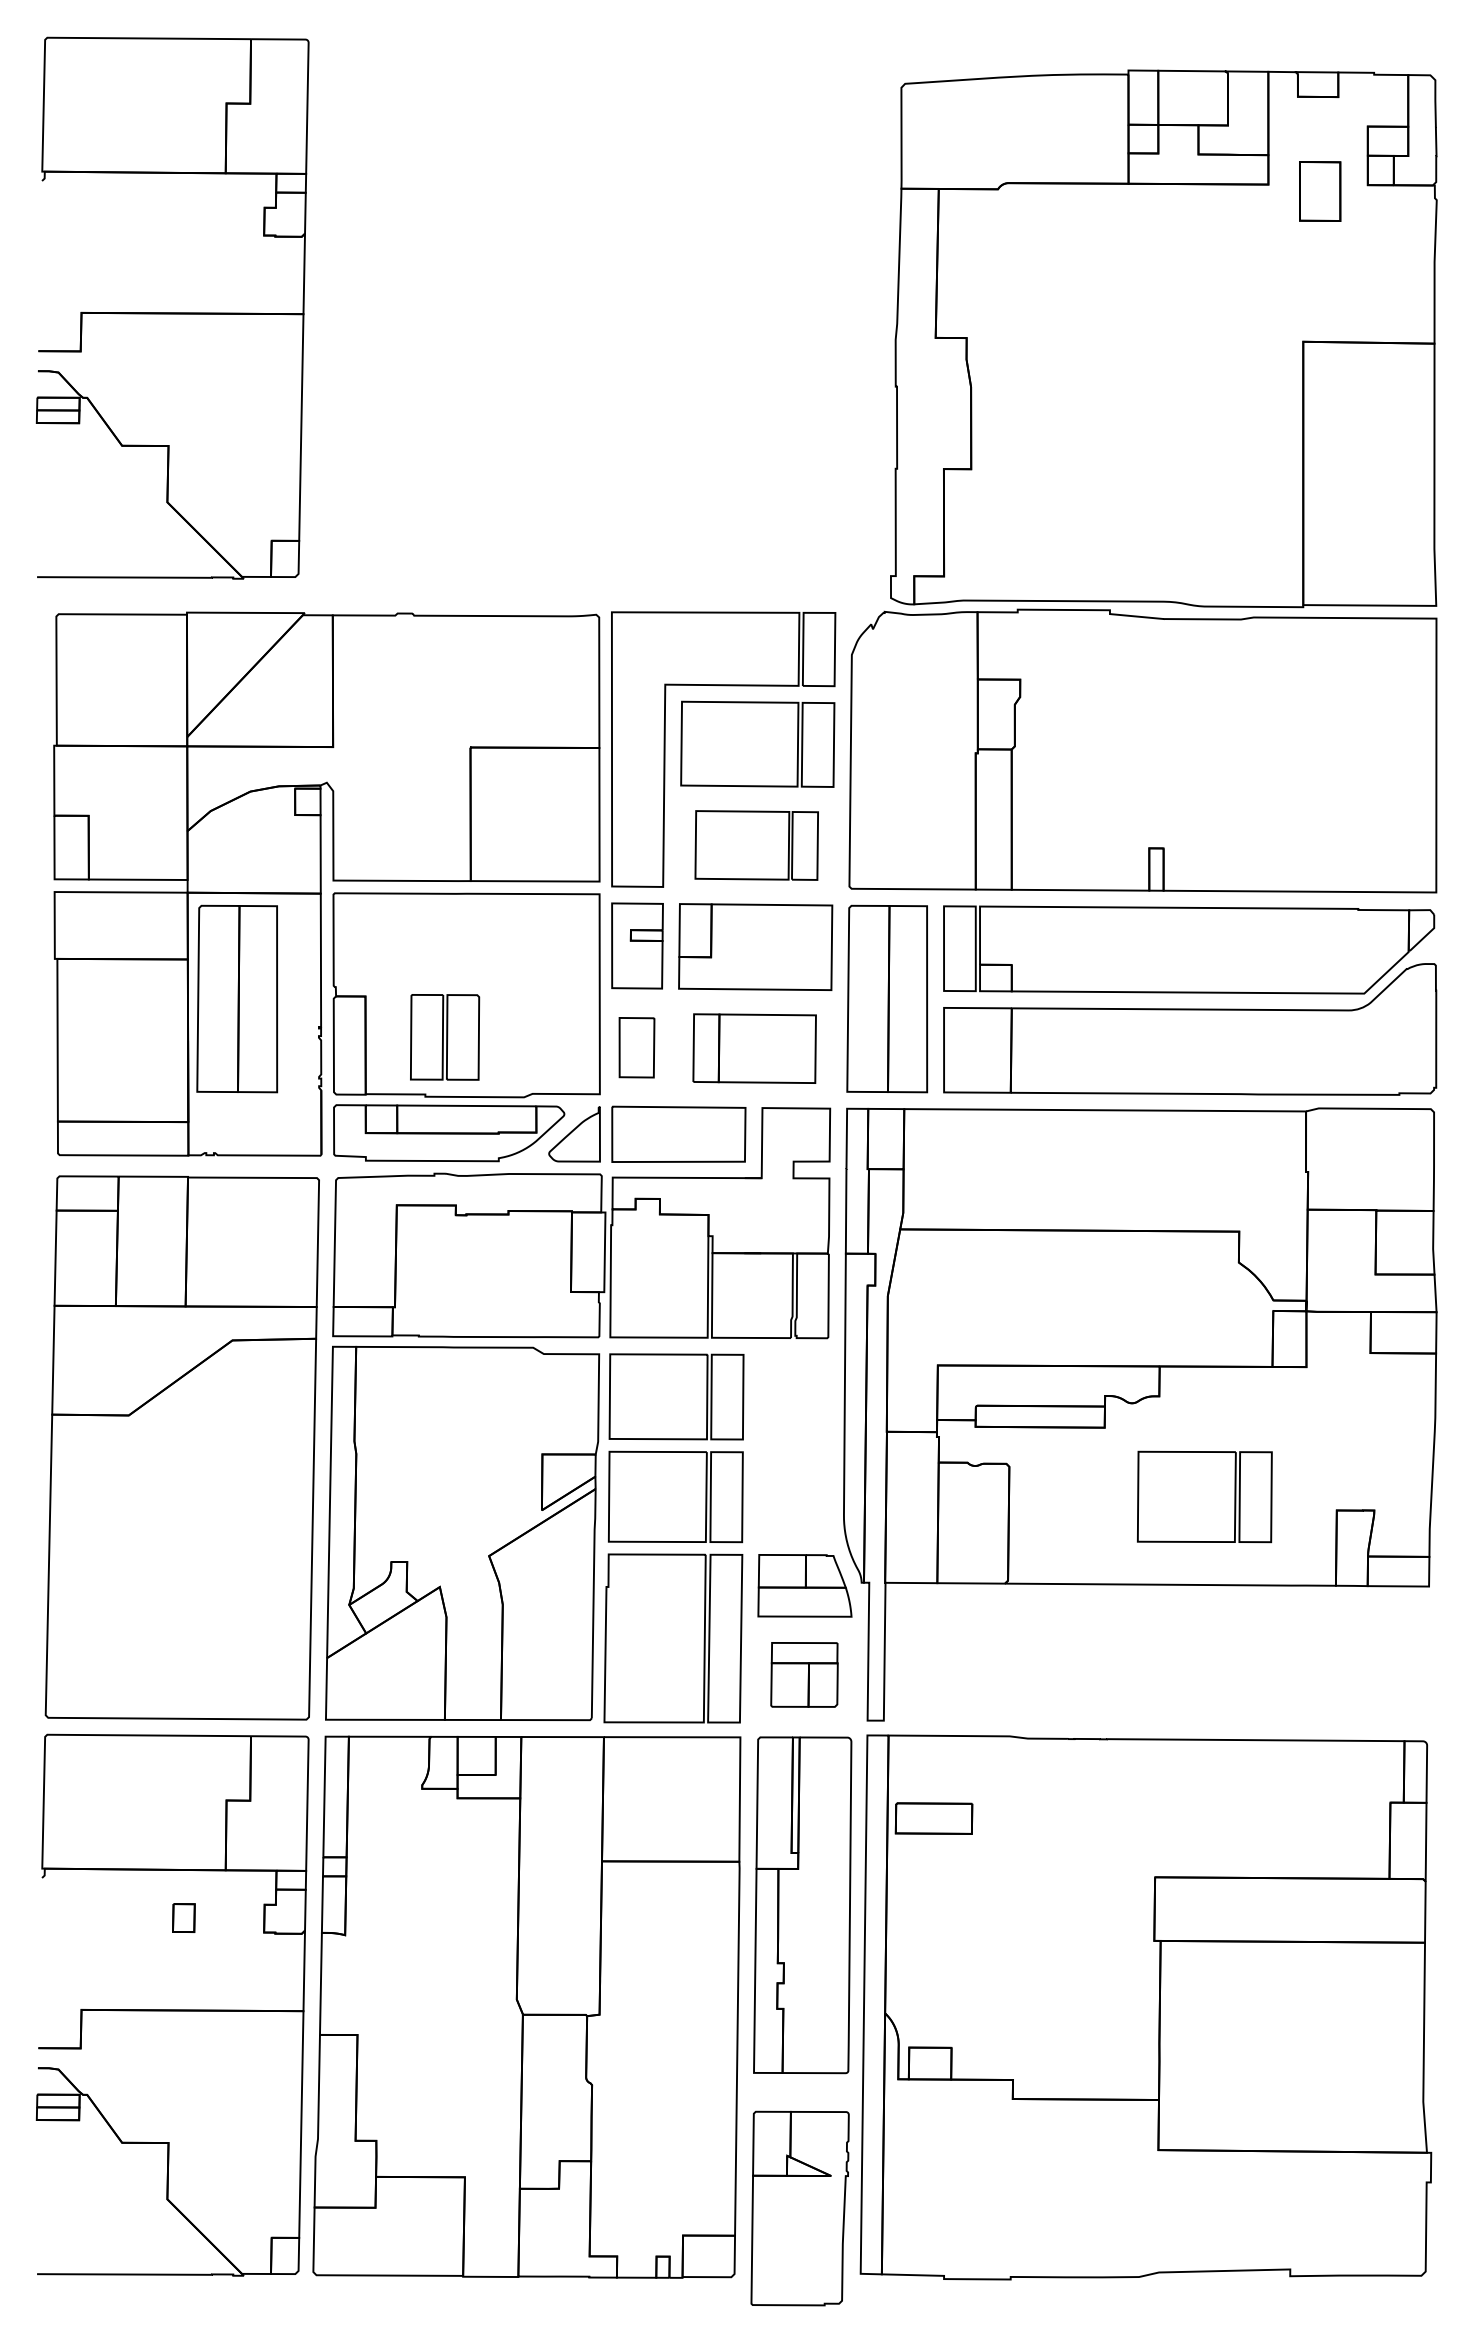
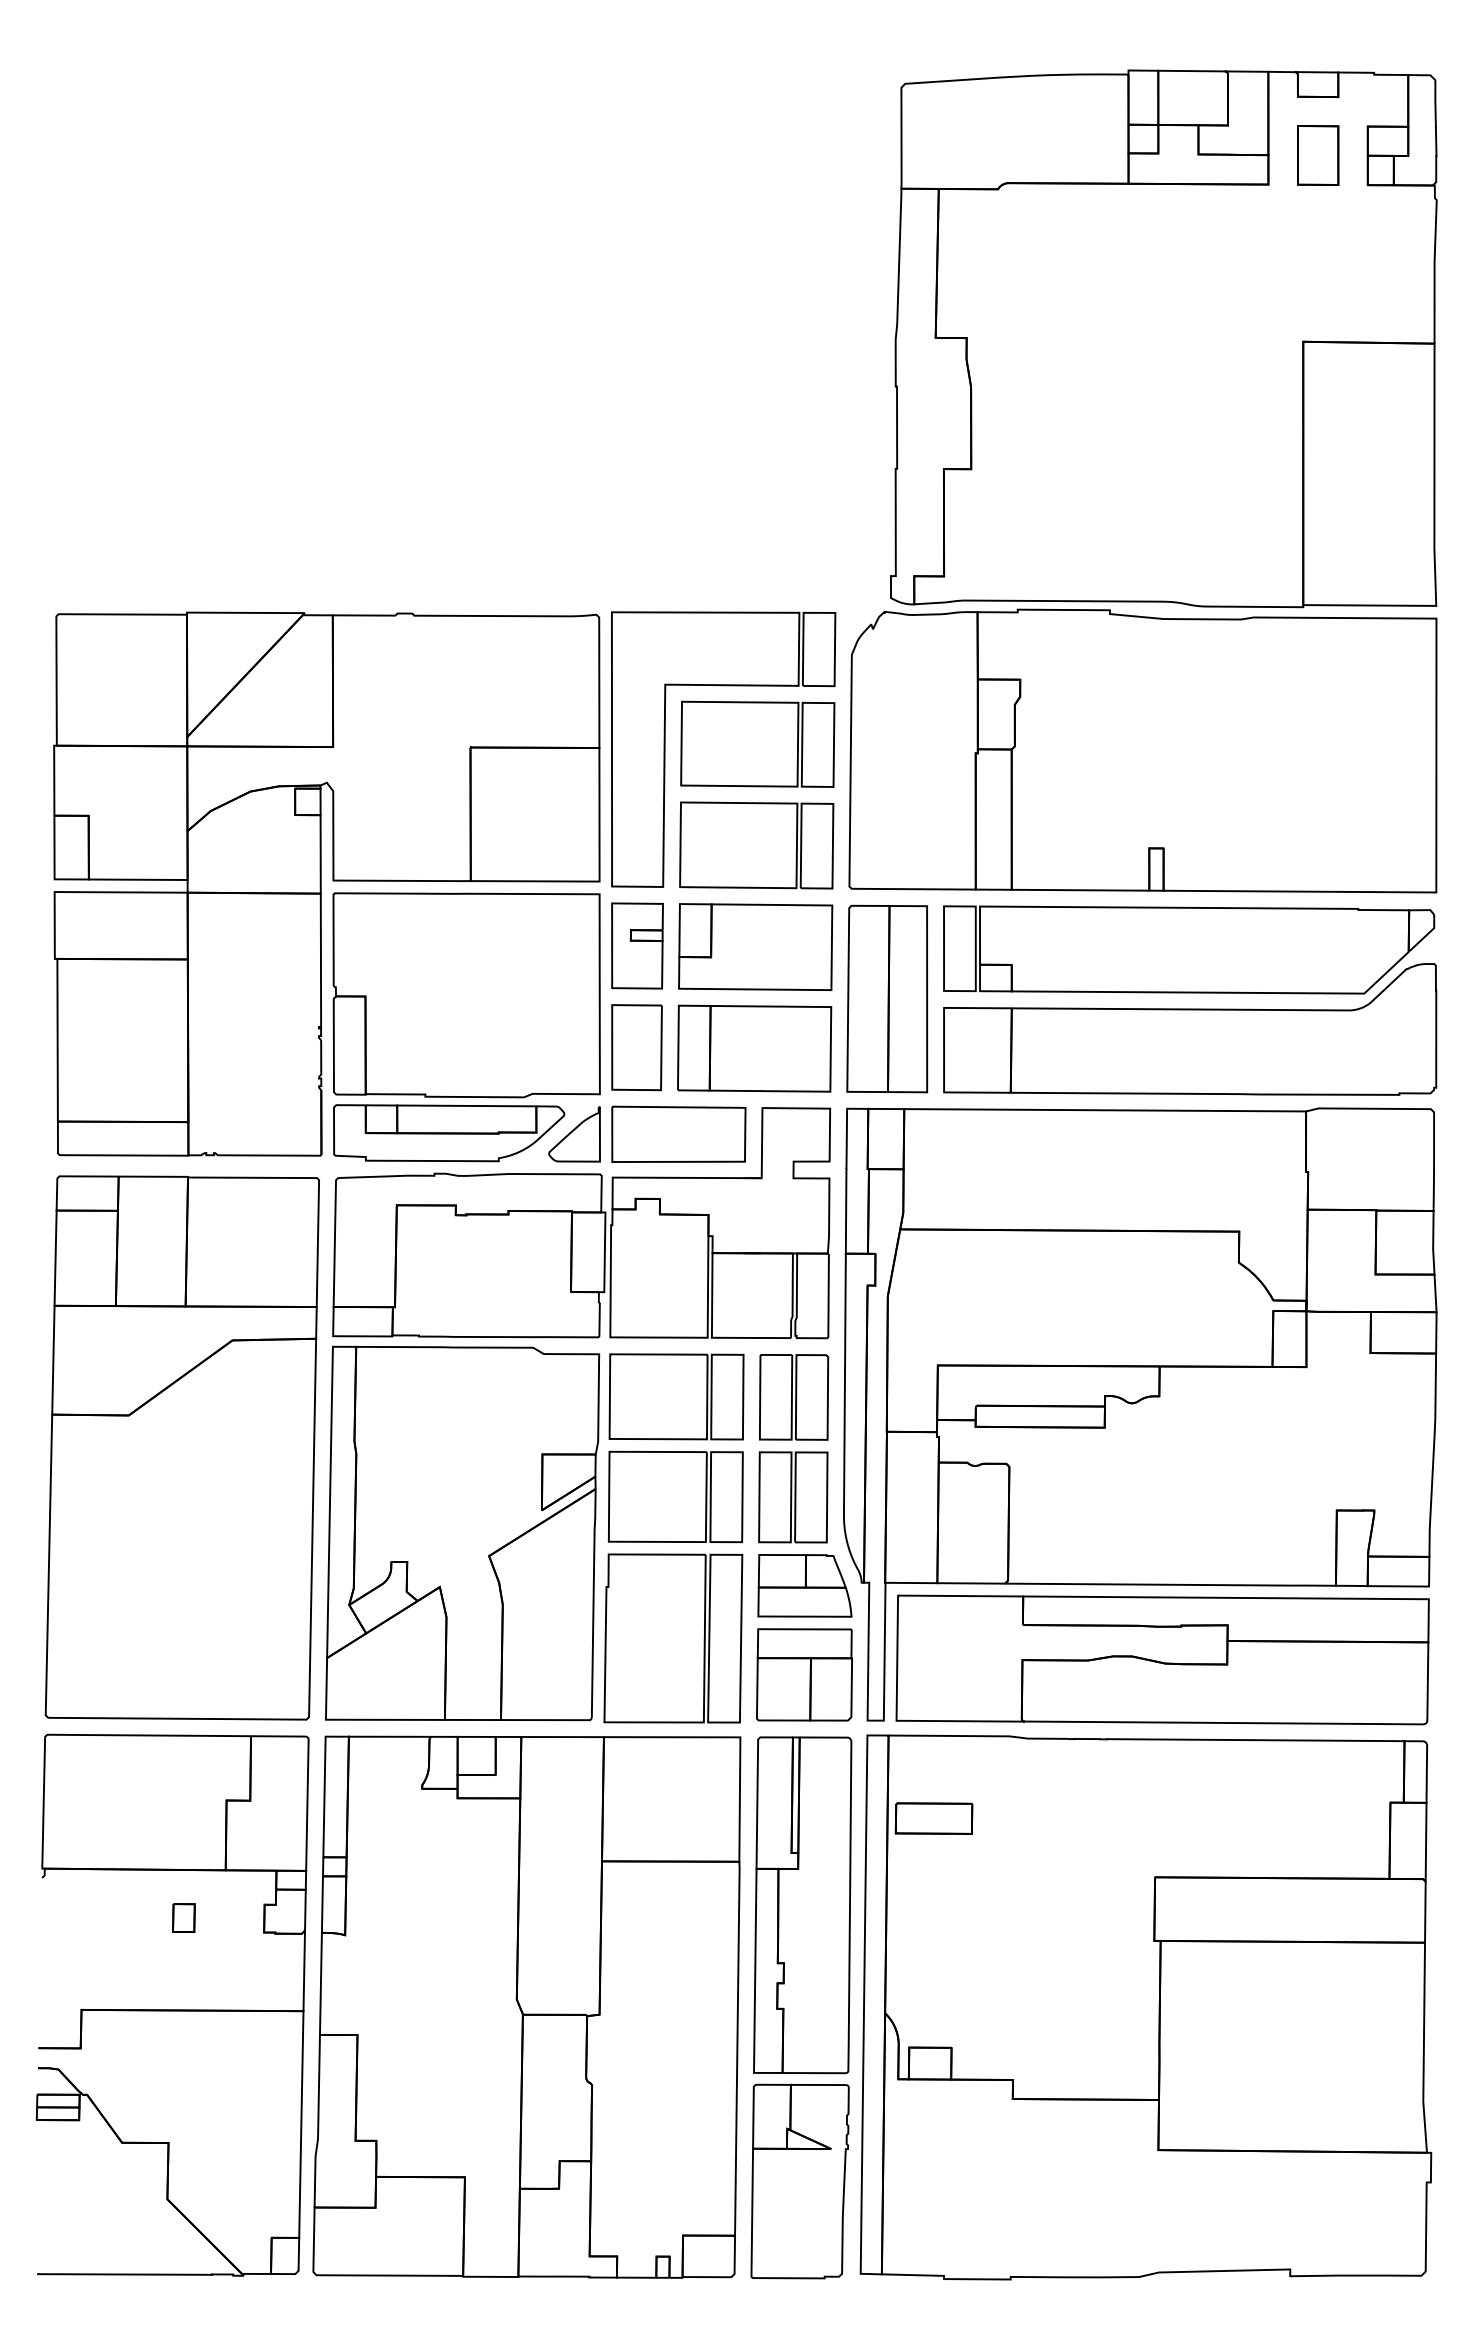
part position: (1320, 191) -> (1318, 155) (1318, 155)
part: present -> none (172, 307)
part size: 125x71 px -> 156x89 px (756, 845)
part: present -> none (237, 998)
part position: (445, 1037) -> (794, 1397) (794, 1397)
part size: 38x62 px -> 52x88 px (636, 1047)
part size: 125x71 px -> 156x89 px (754, 1048)
part: present -> none (1204, 1496)
part: none -> present (793, 1497)
part: none -> present (1162, 1659)
part size: 69x66 px -> 97x94 px (804, 1674)
part position: (799, 2208) -> (799, 2181) (799, 2181)
